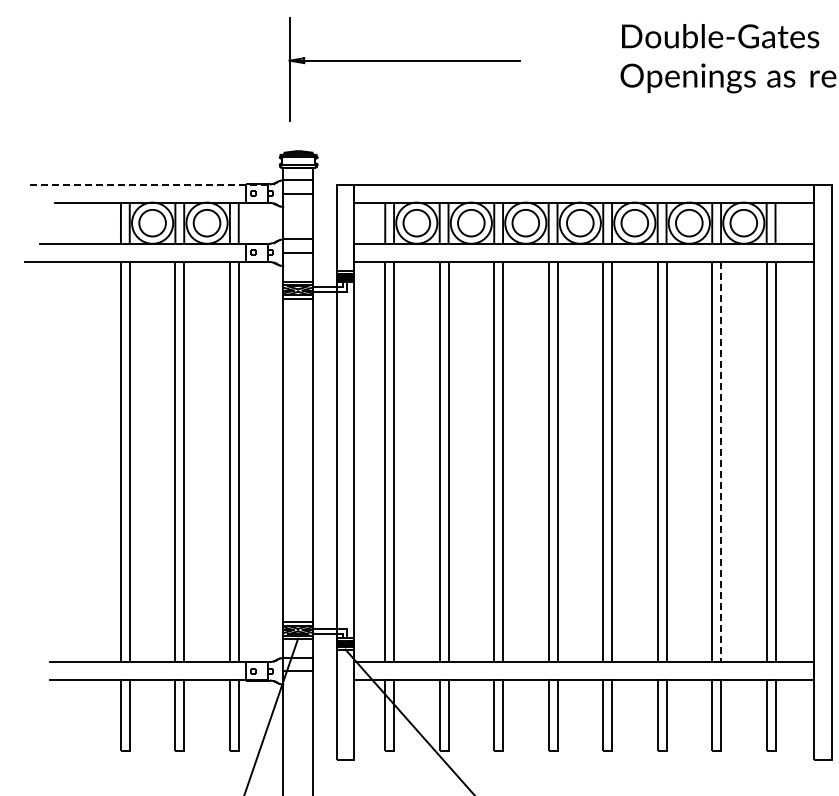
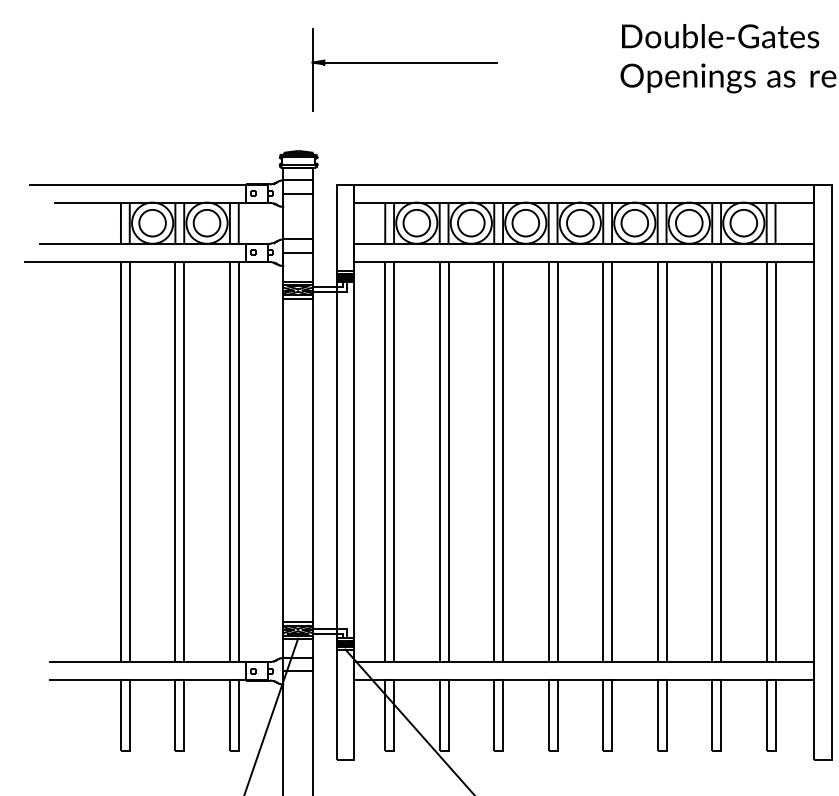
part size: 233x105 px -> 187x84 px (404, 69)
line: dashed -> solid (149, 184)
line: dashed -> solid (721, 462)
